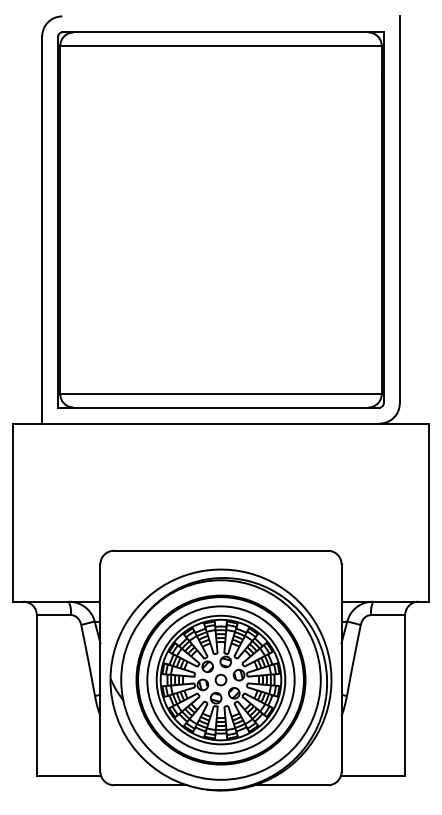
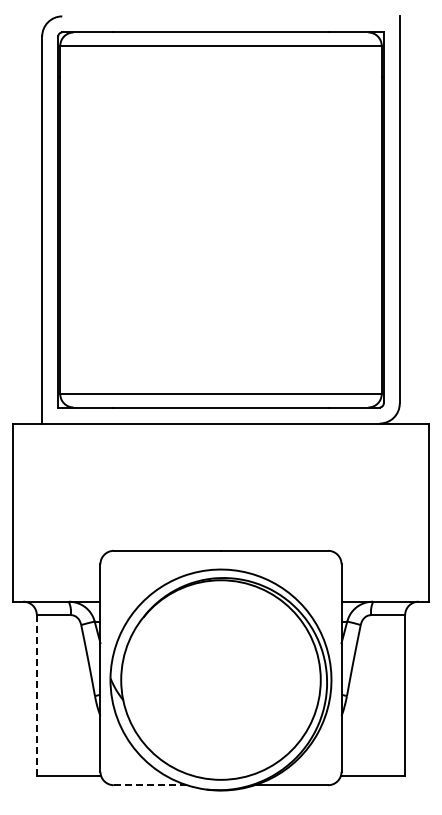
part: present -> none (220, 679)
line: solid -> dashed (36, 695)
line: solid -> dashed (150, 785)
